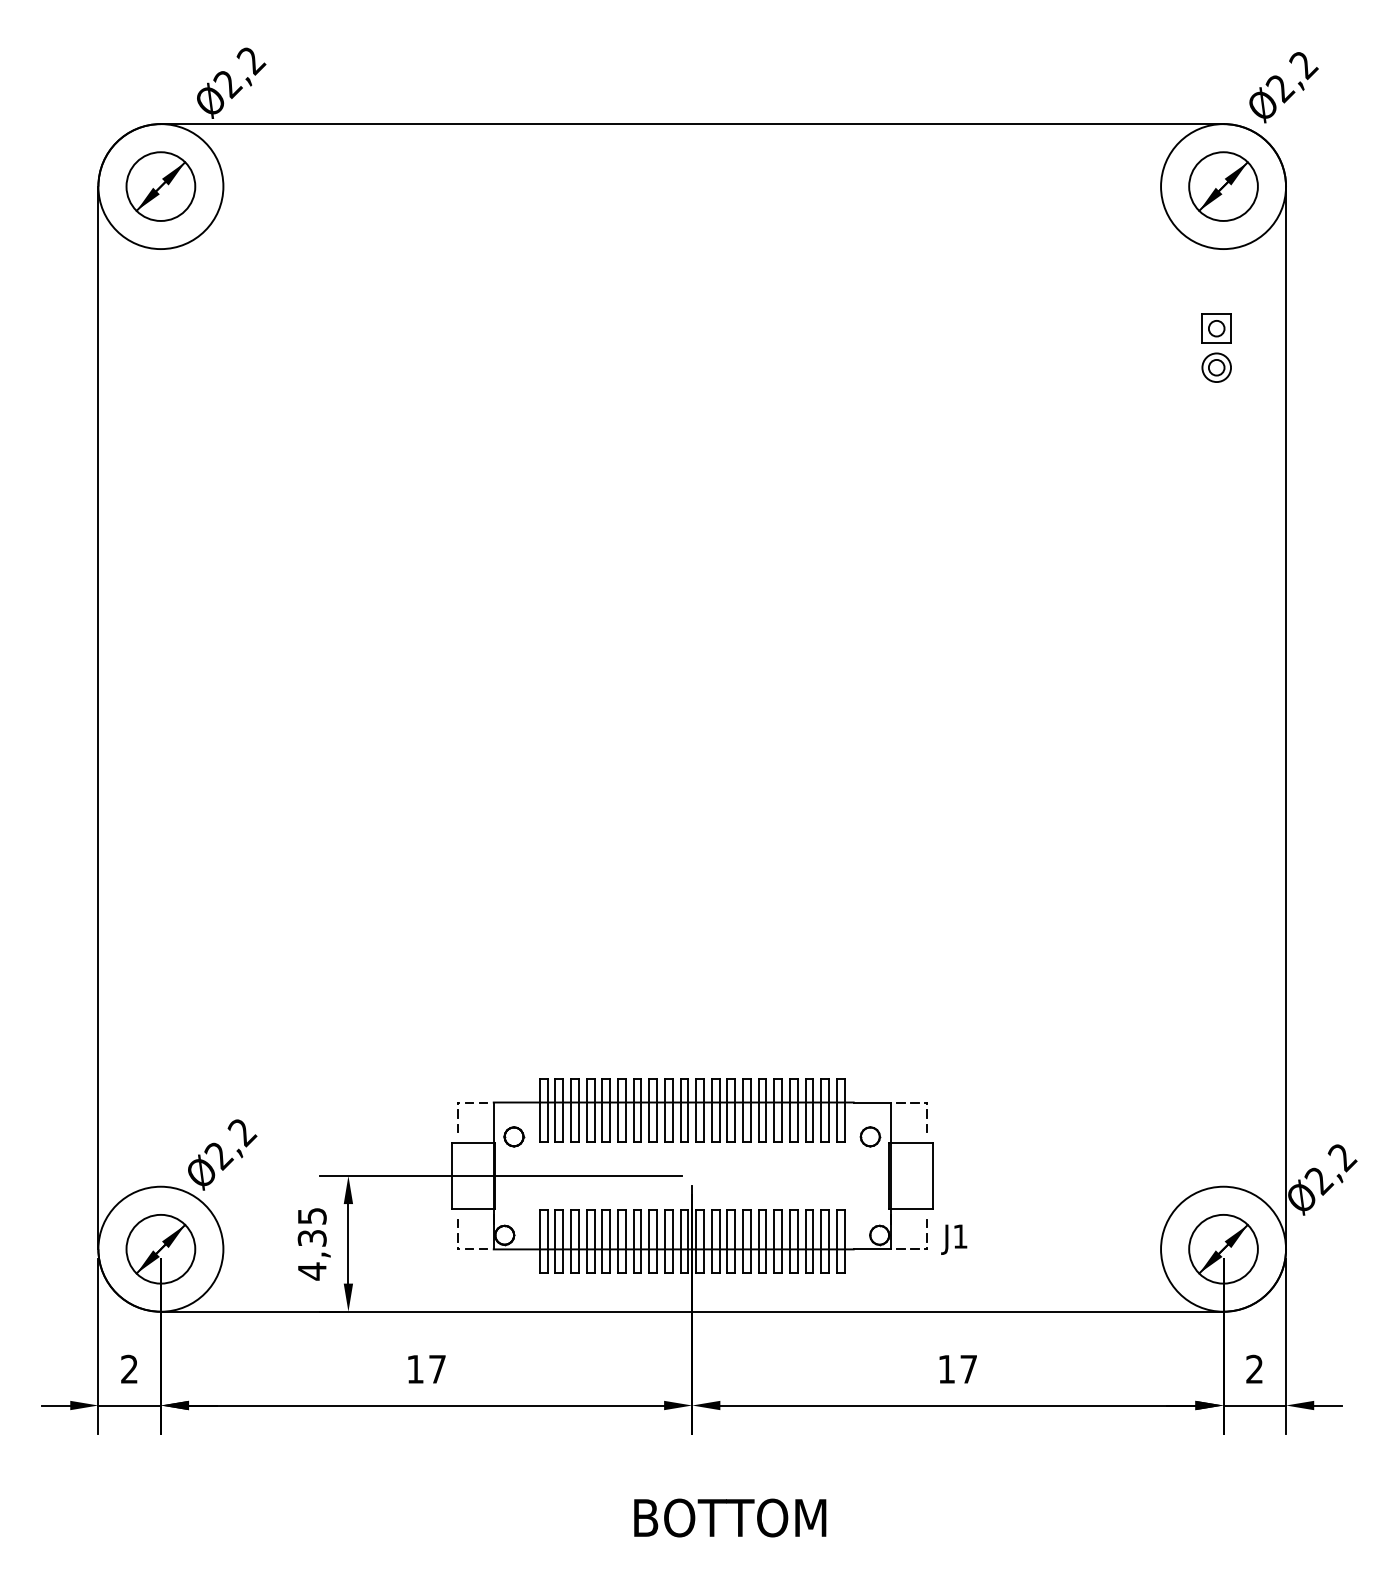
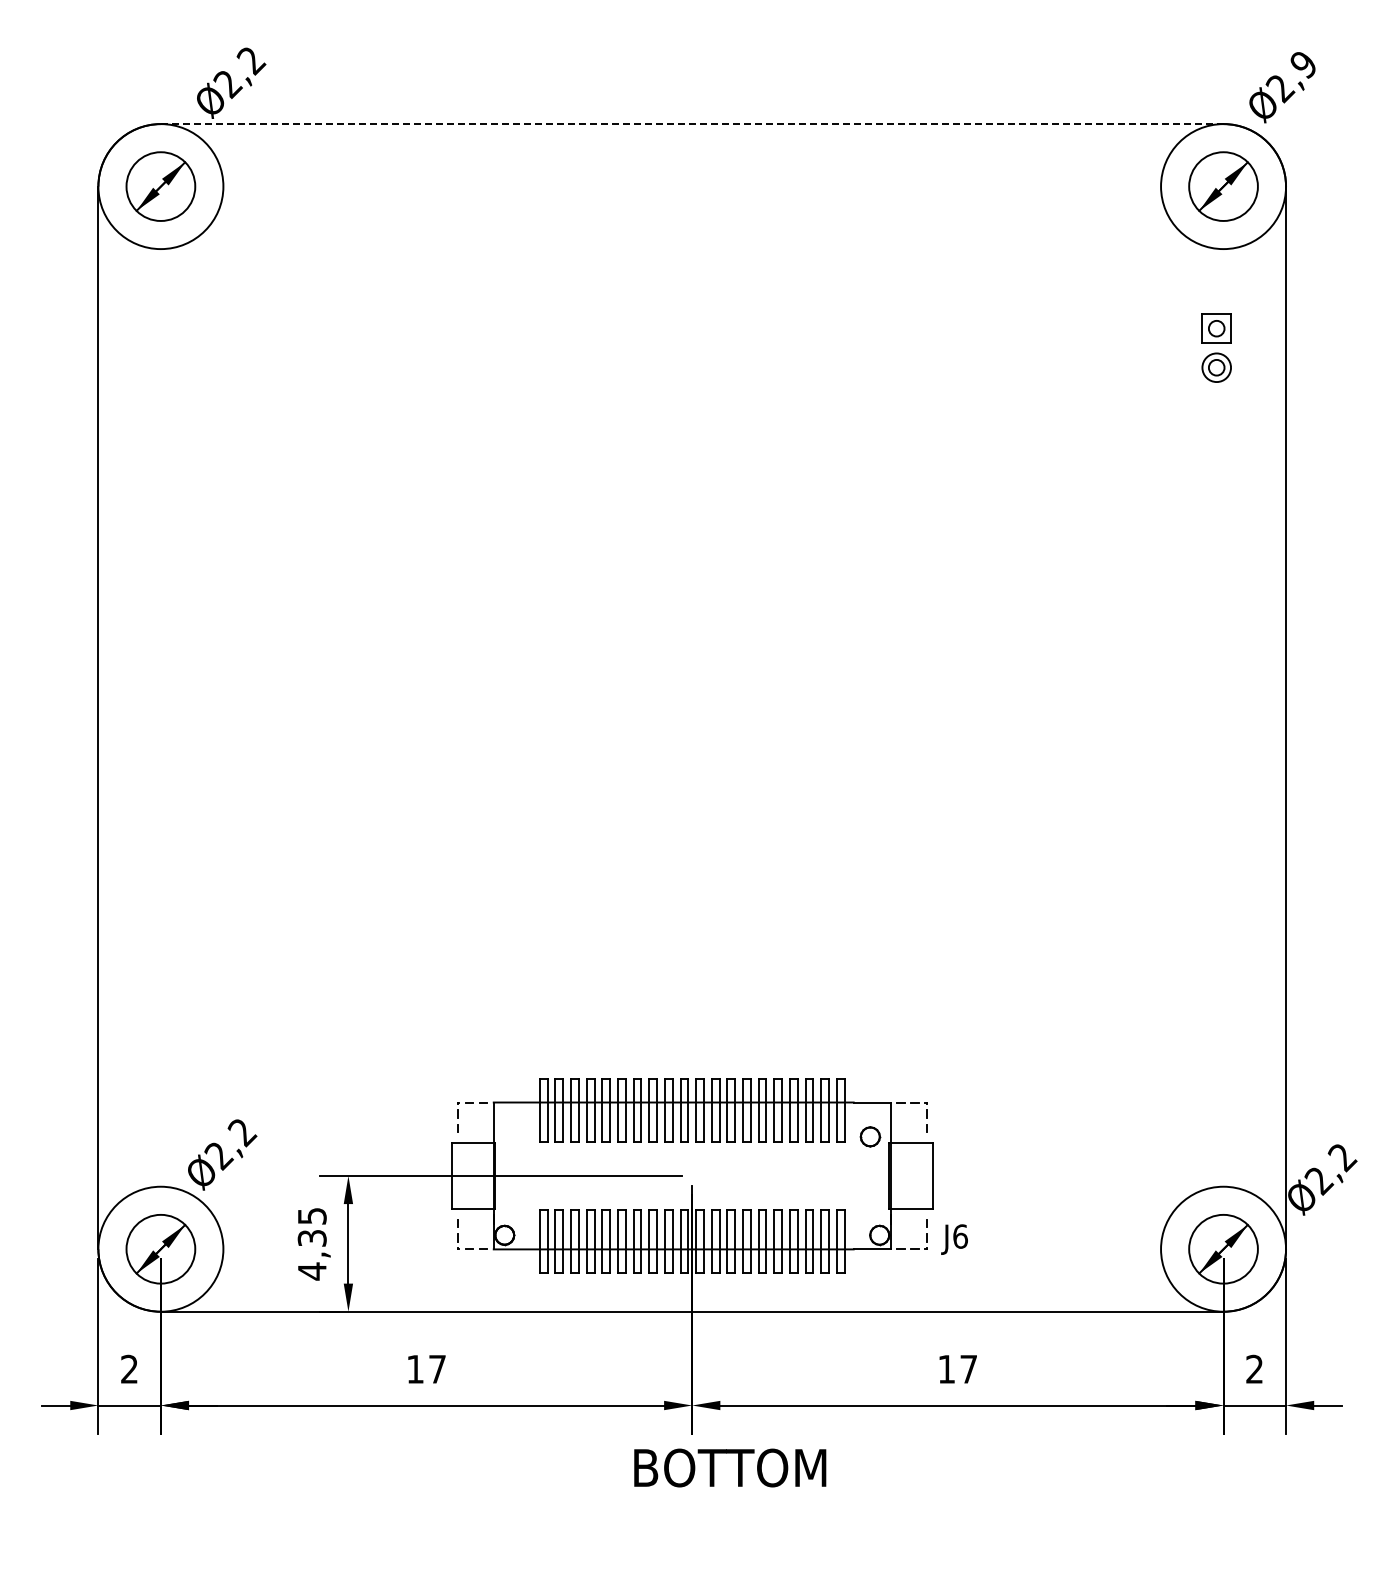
text: Ø2,2 -> Ø2,9 (1303, 66)
line: solid -> dashed (692, 124)
part: present -> none (514, 1136)
text: J1 -> J6 (960, 1236)
text position: (730, 1517) -> (730, 1467) (730, 1467)
